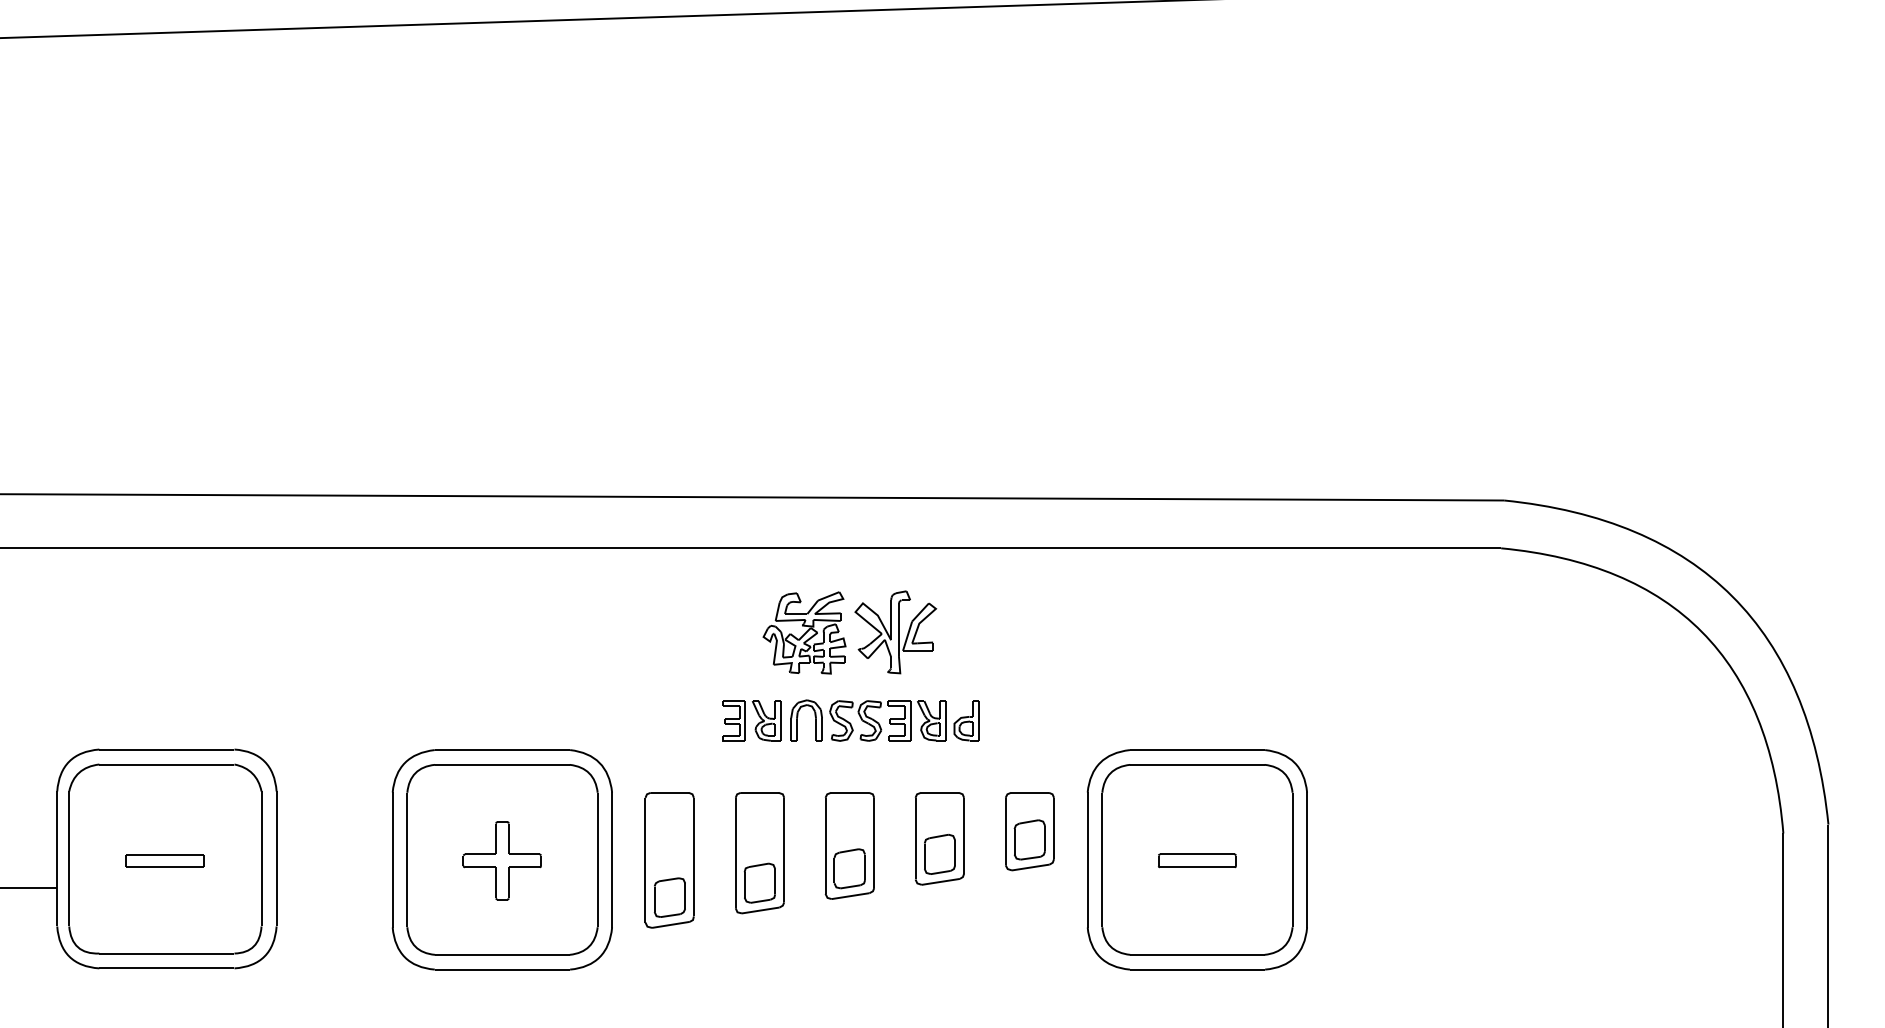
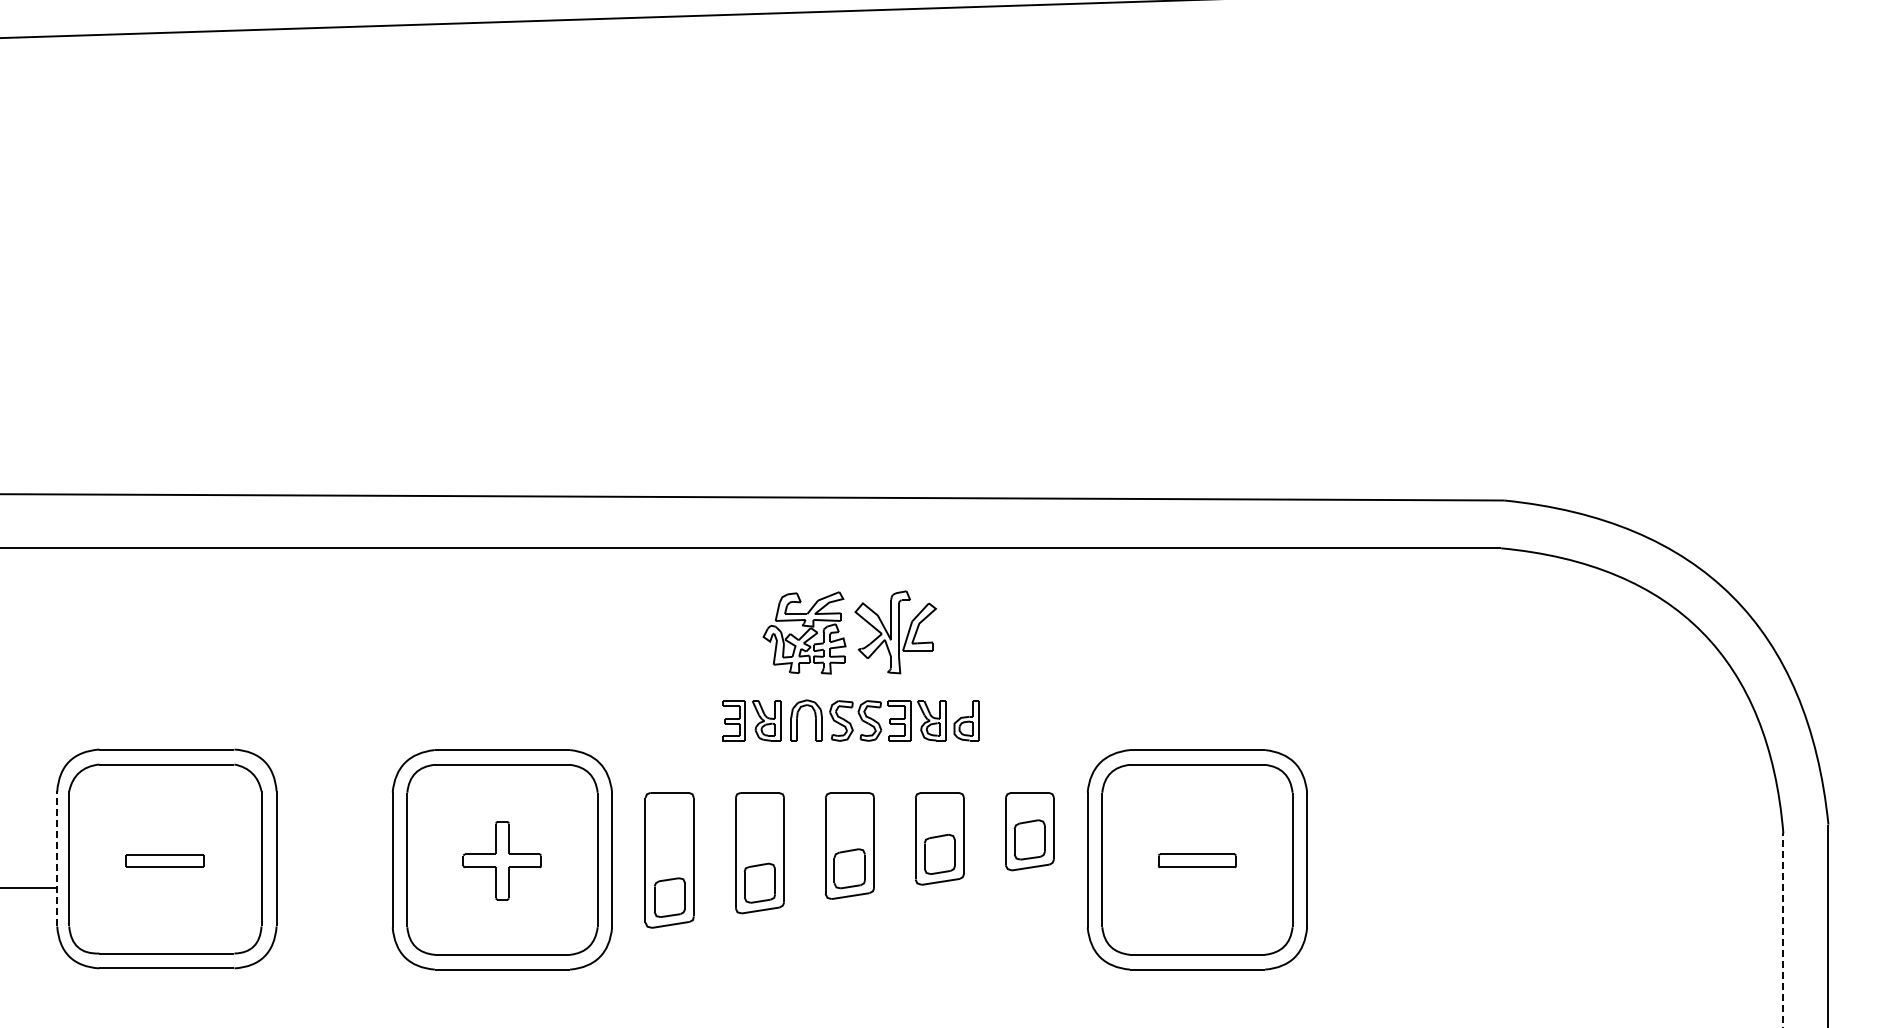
line: solid -> dashed (57, 858)
line: solid -> dashed (1783, 930)
